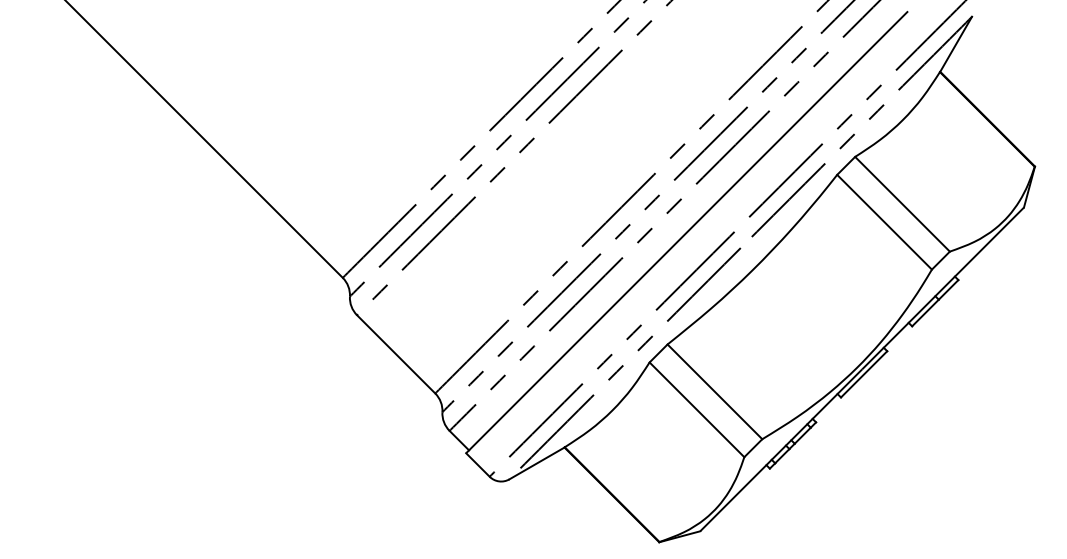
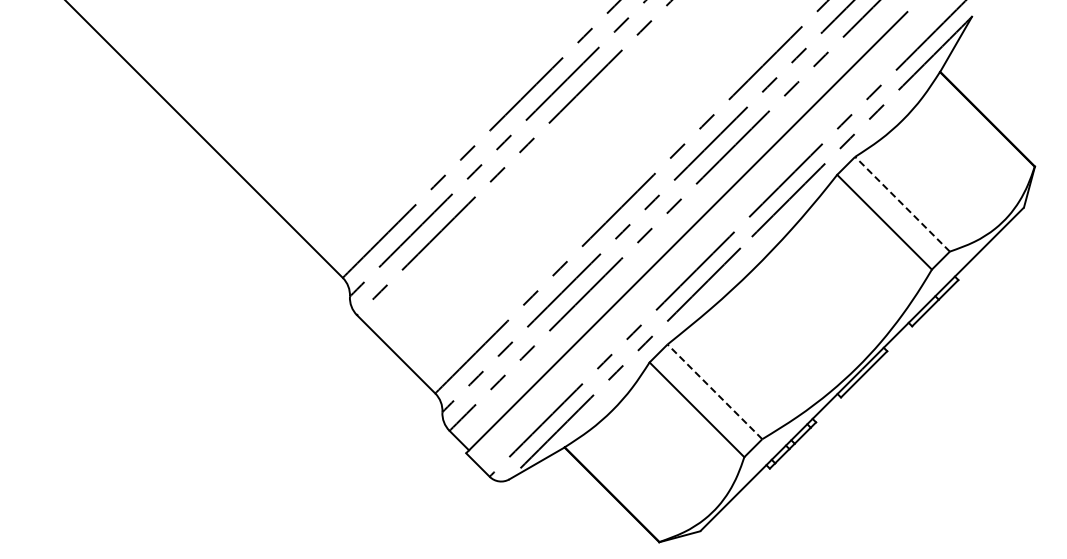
line: solid -> dashed (902, 204)
line: solid -> dashed (714, 391)
